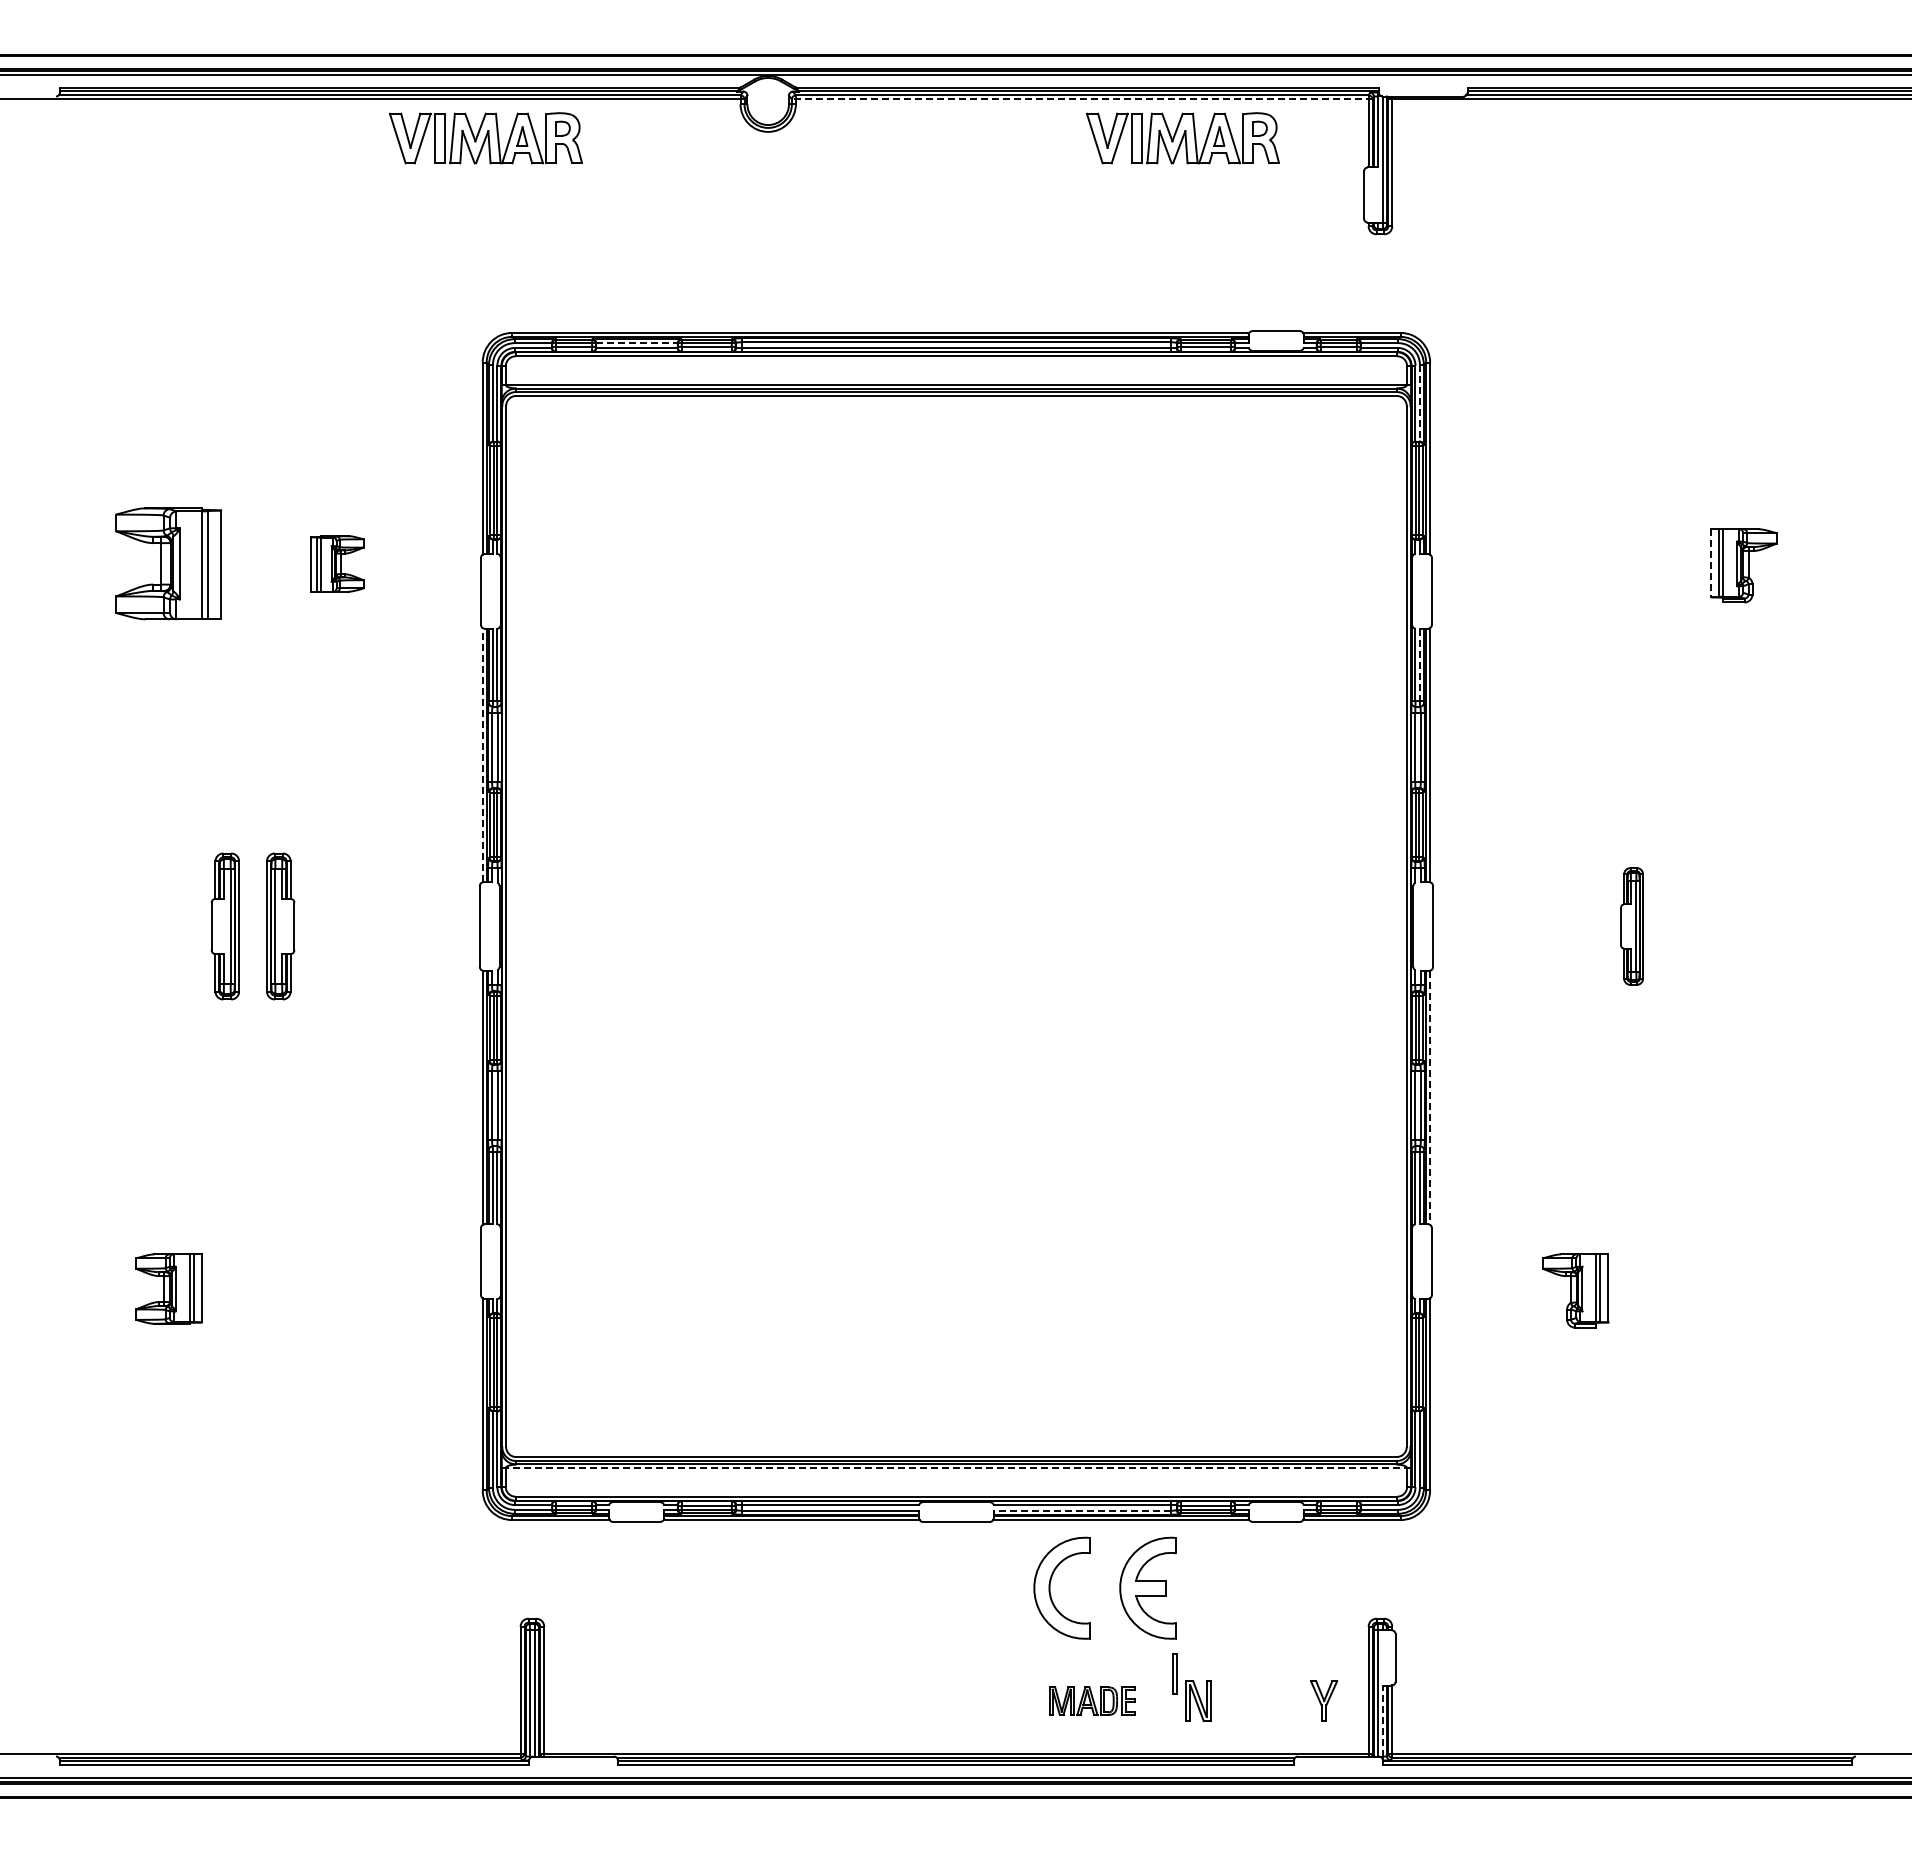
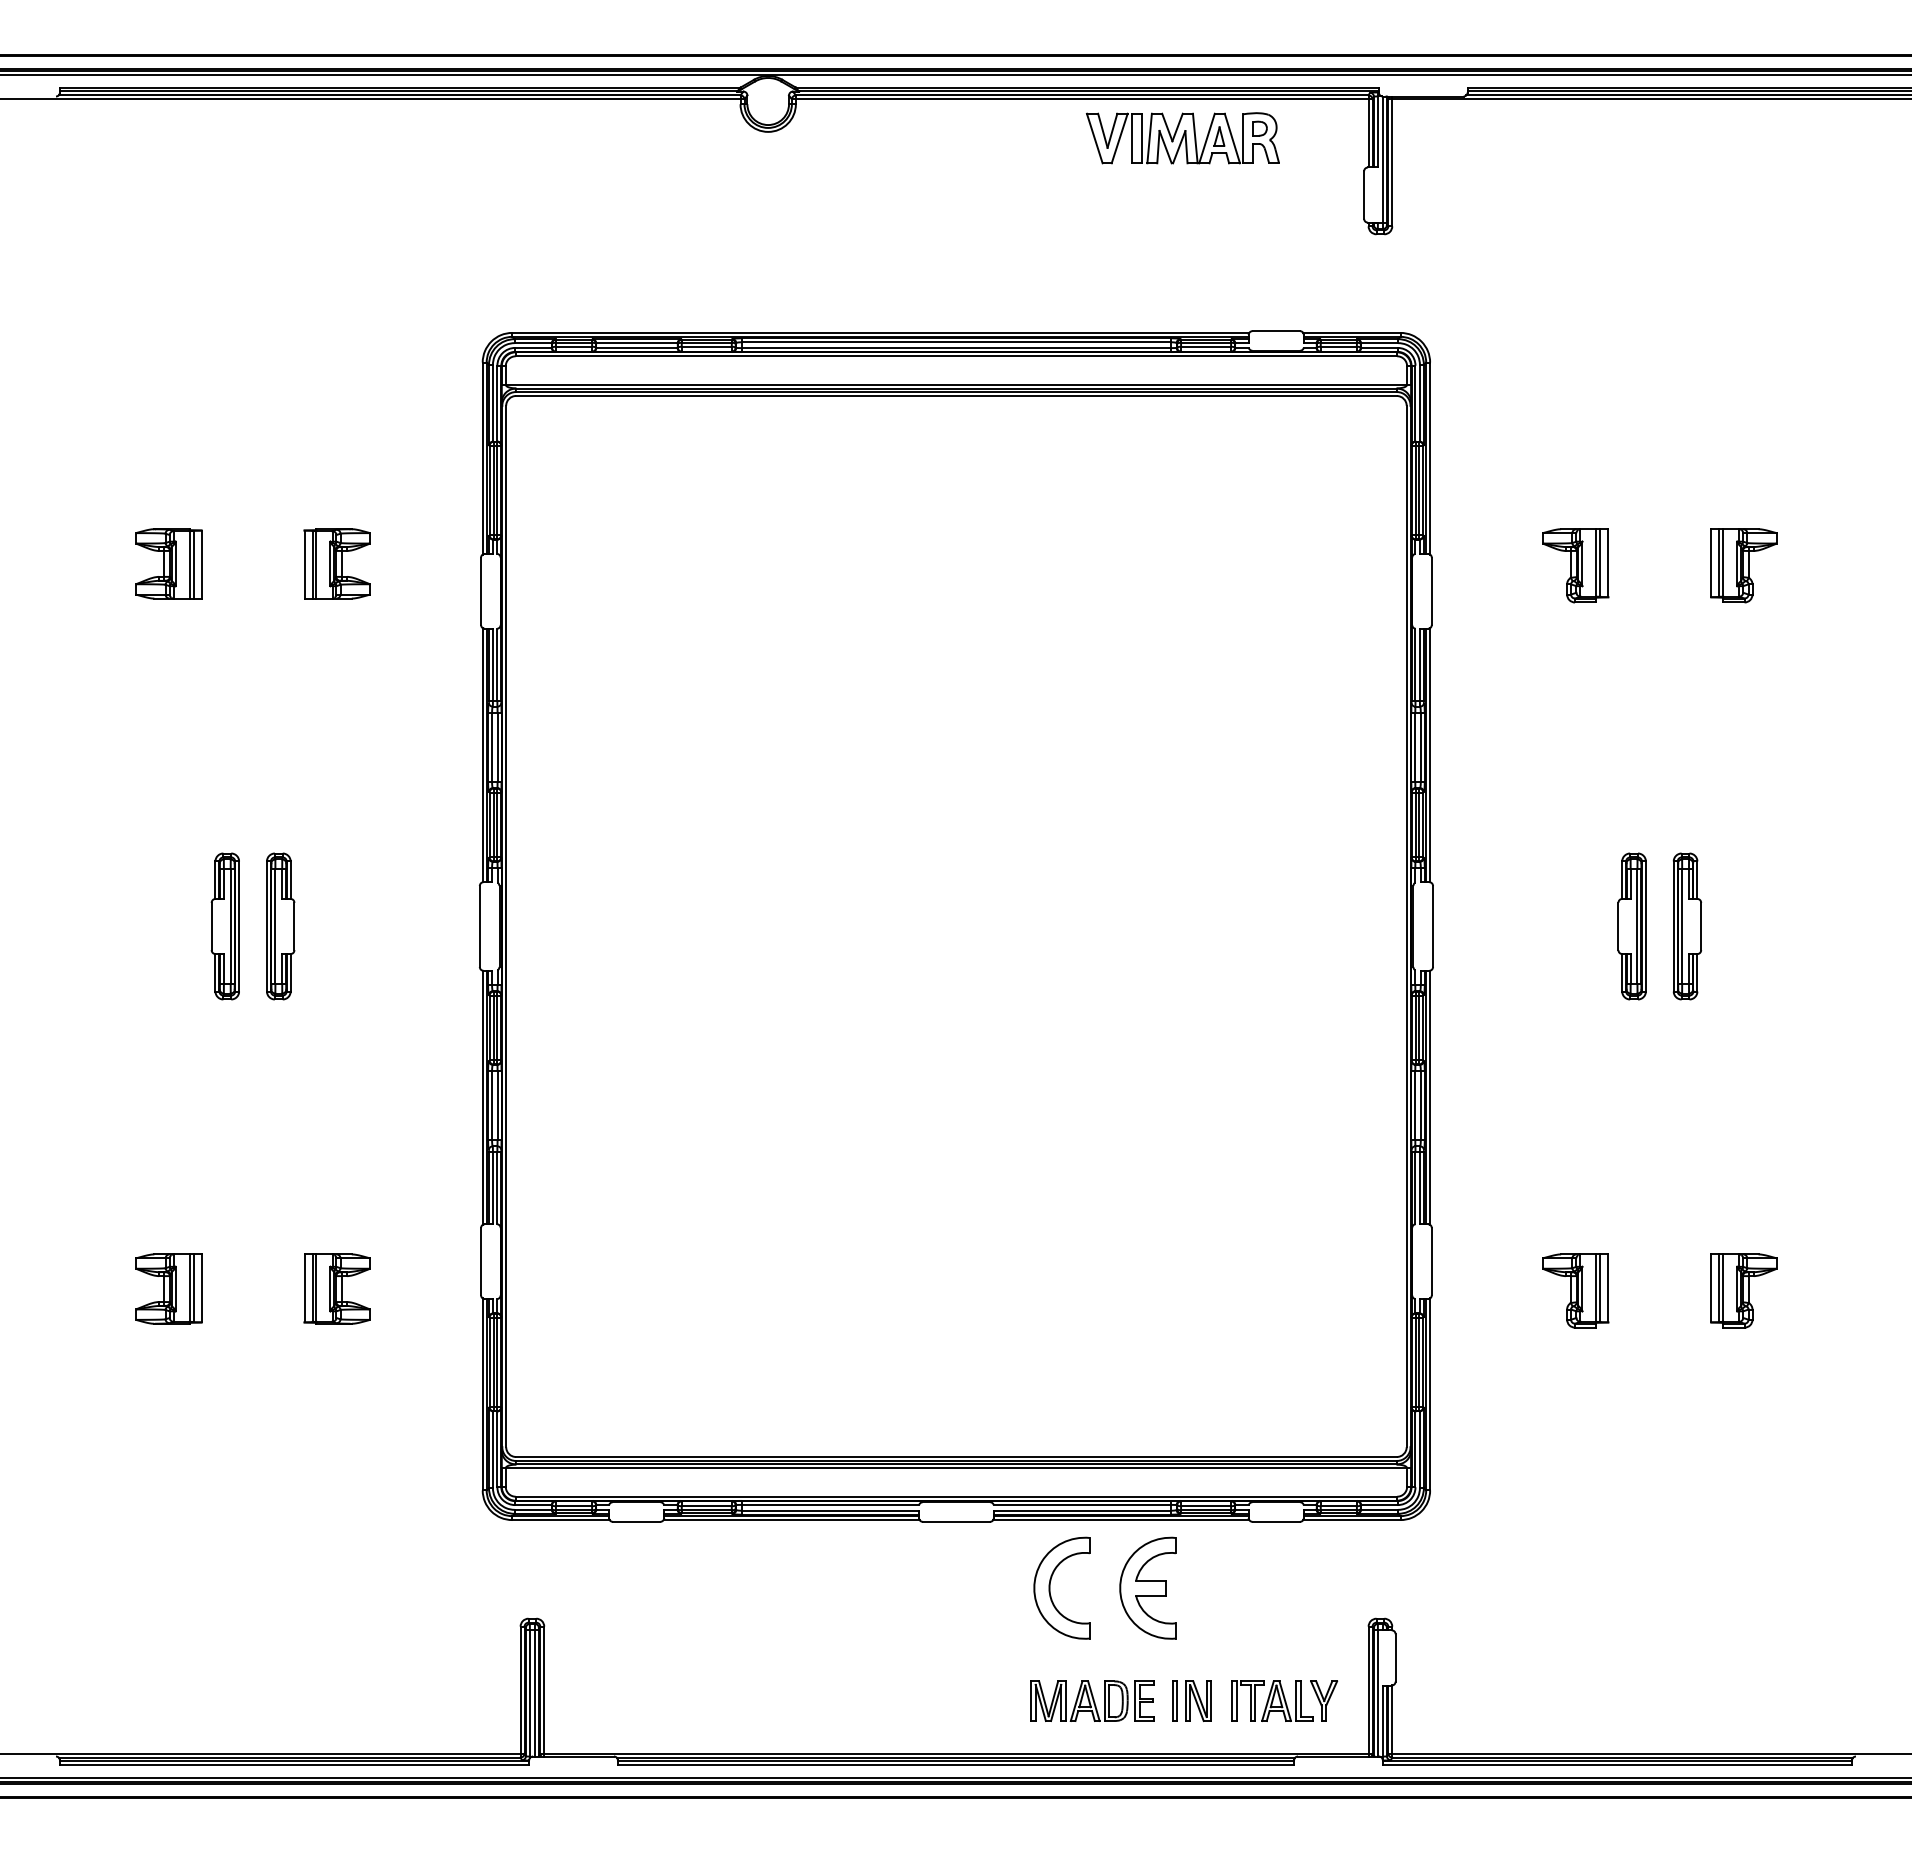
line: dashed -> solid (1081, 99)
part: present -> none (485, 138)
line: dashed -> solid (636, 343)
line: dashed -> solid (1419, 403)
part size: 107x114 px -> 68x72 px (168, 563)
part size: 55x58 px -> 68x72 px (336, 563)
line: dashed -> solid (1711, 563)
part: none -> present (1575, 565)
line: dashed -> solid (1419, 665)
line: dashed -> solid (482, 754)
part size: 24x119 px -> 30x149 px (1631, 926)
part: none -> present (1687, 926)
line: dashed -> solid (1430, 1098)
part: none -> present (336, 1288)
part: none -> present (1743, 1290)
line: dashed -> solid (956, 1468)
line: dashed -> solid (1081, 1510)
part position: (1174, 1673) -> (1174, 1700) (1174, 1700)
part size: 87x30 px -> 125x42 px (1092, 1700)
part: none -> present (1272, 1700)
line: dashed -> solid (1382, 1721)
